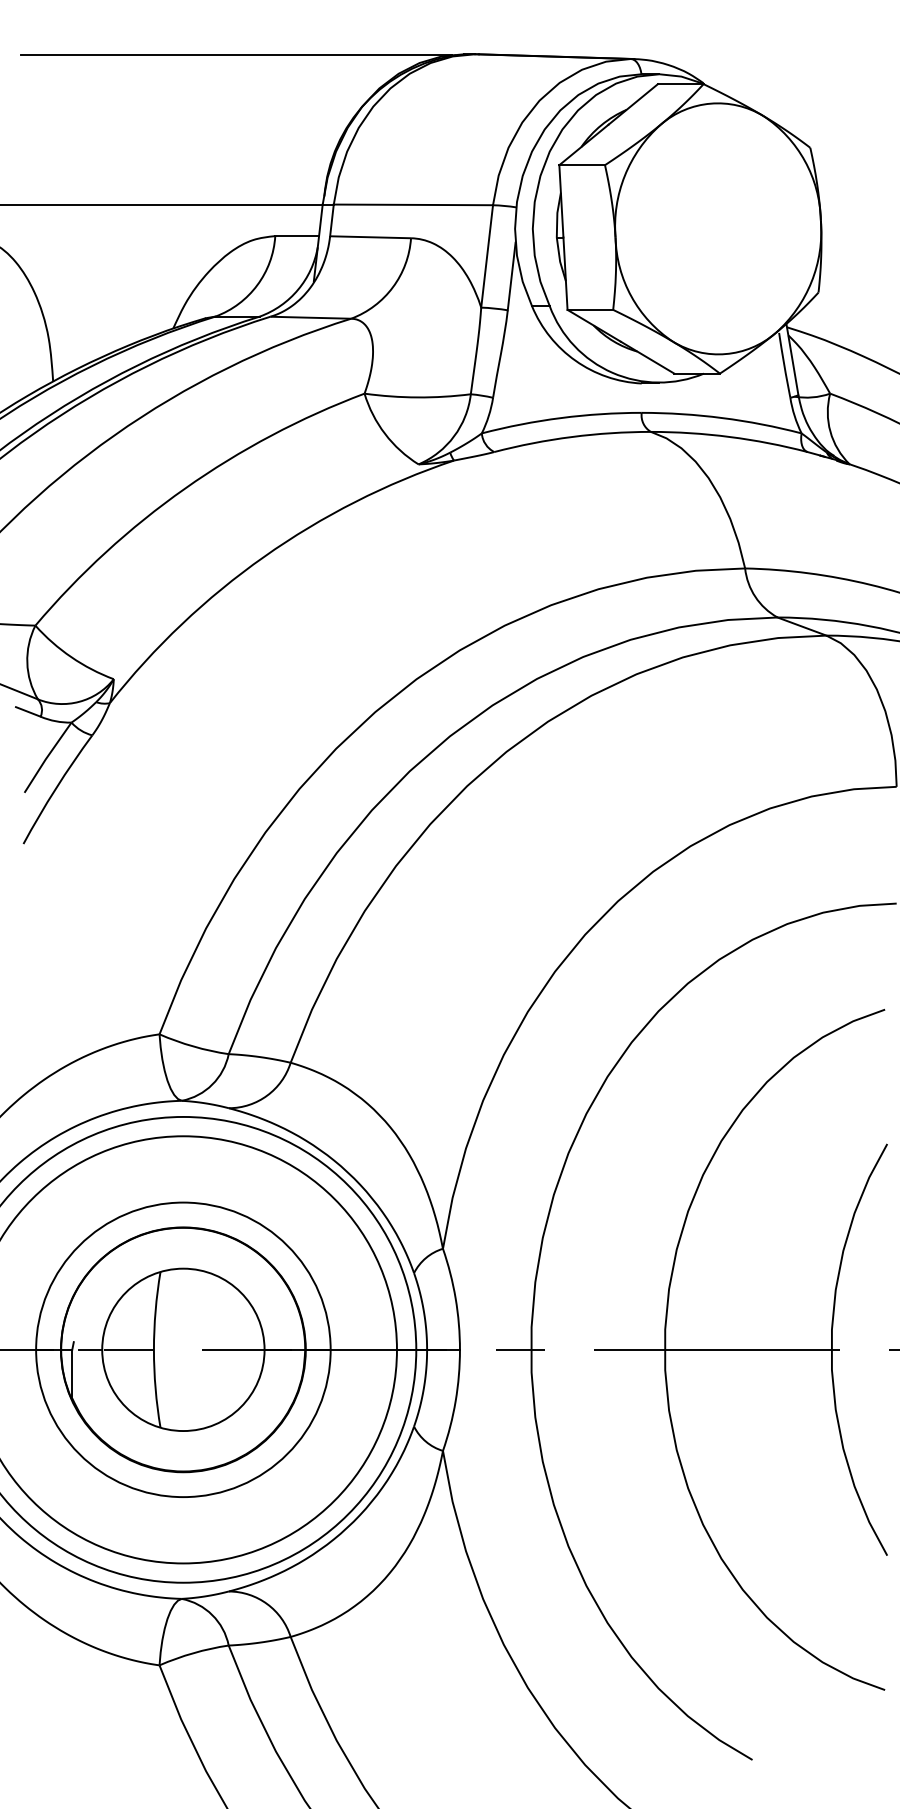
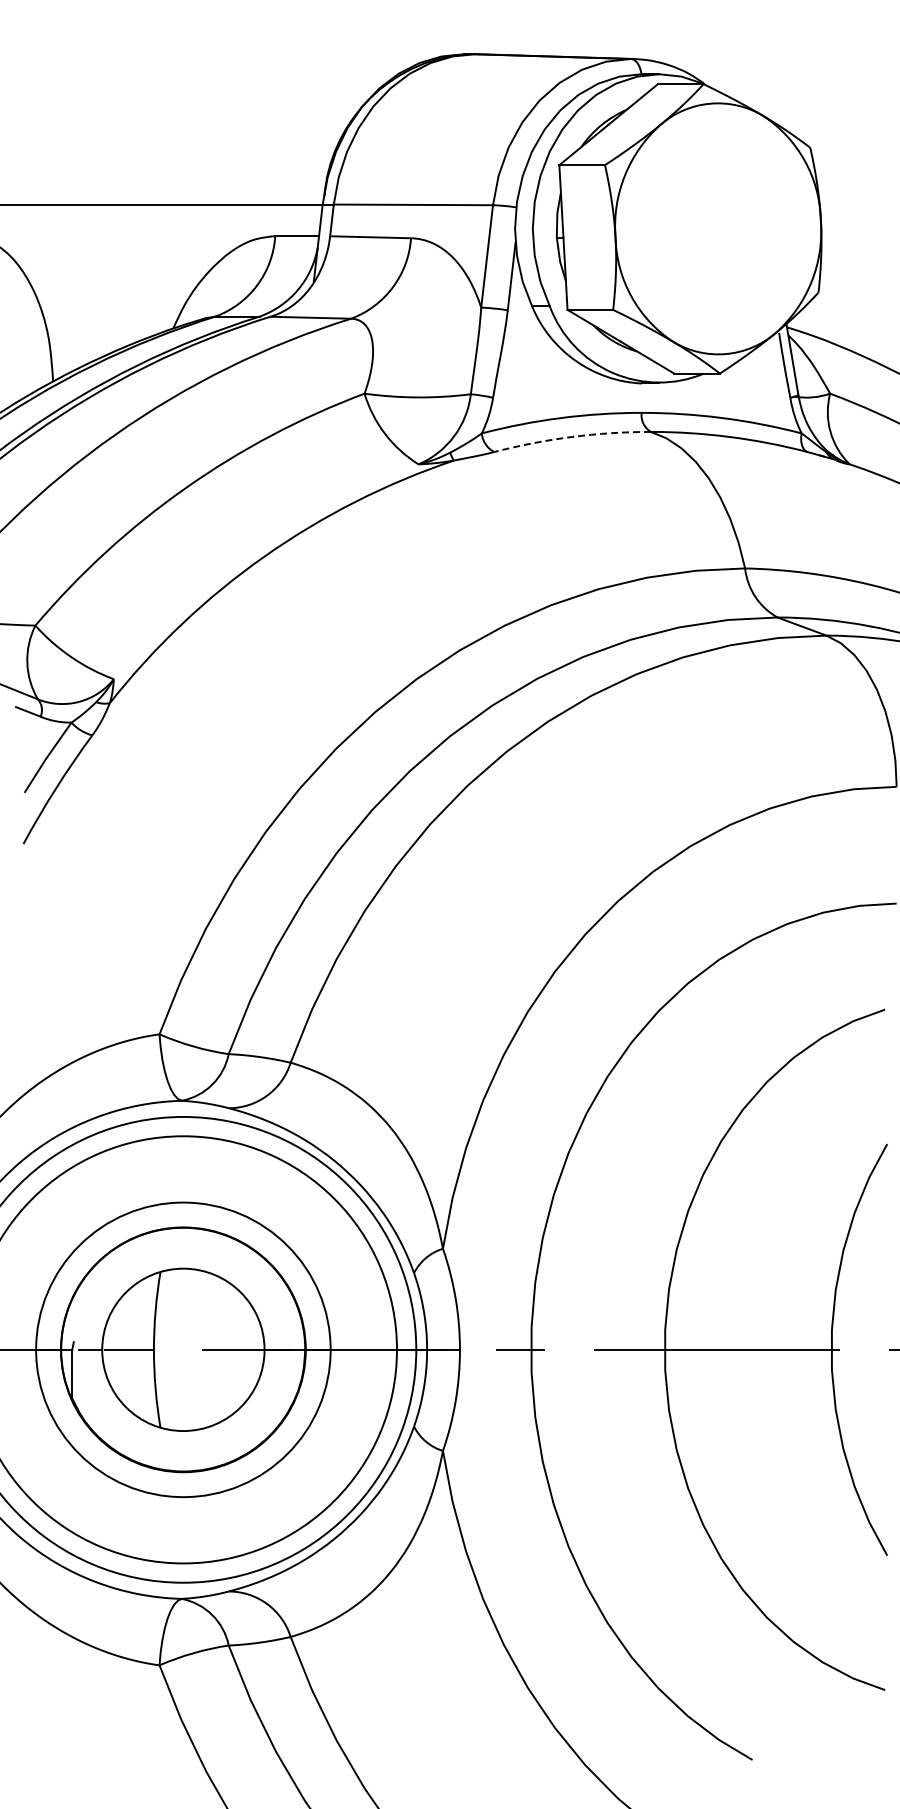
line: present -> none (235, 54)
arc: solid -> dashed (571, 436)
